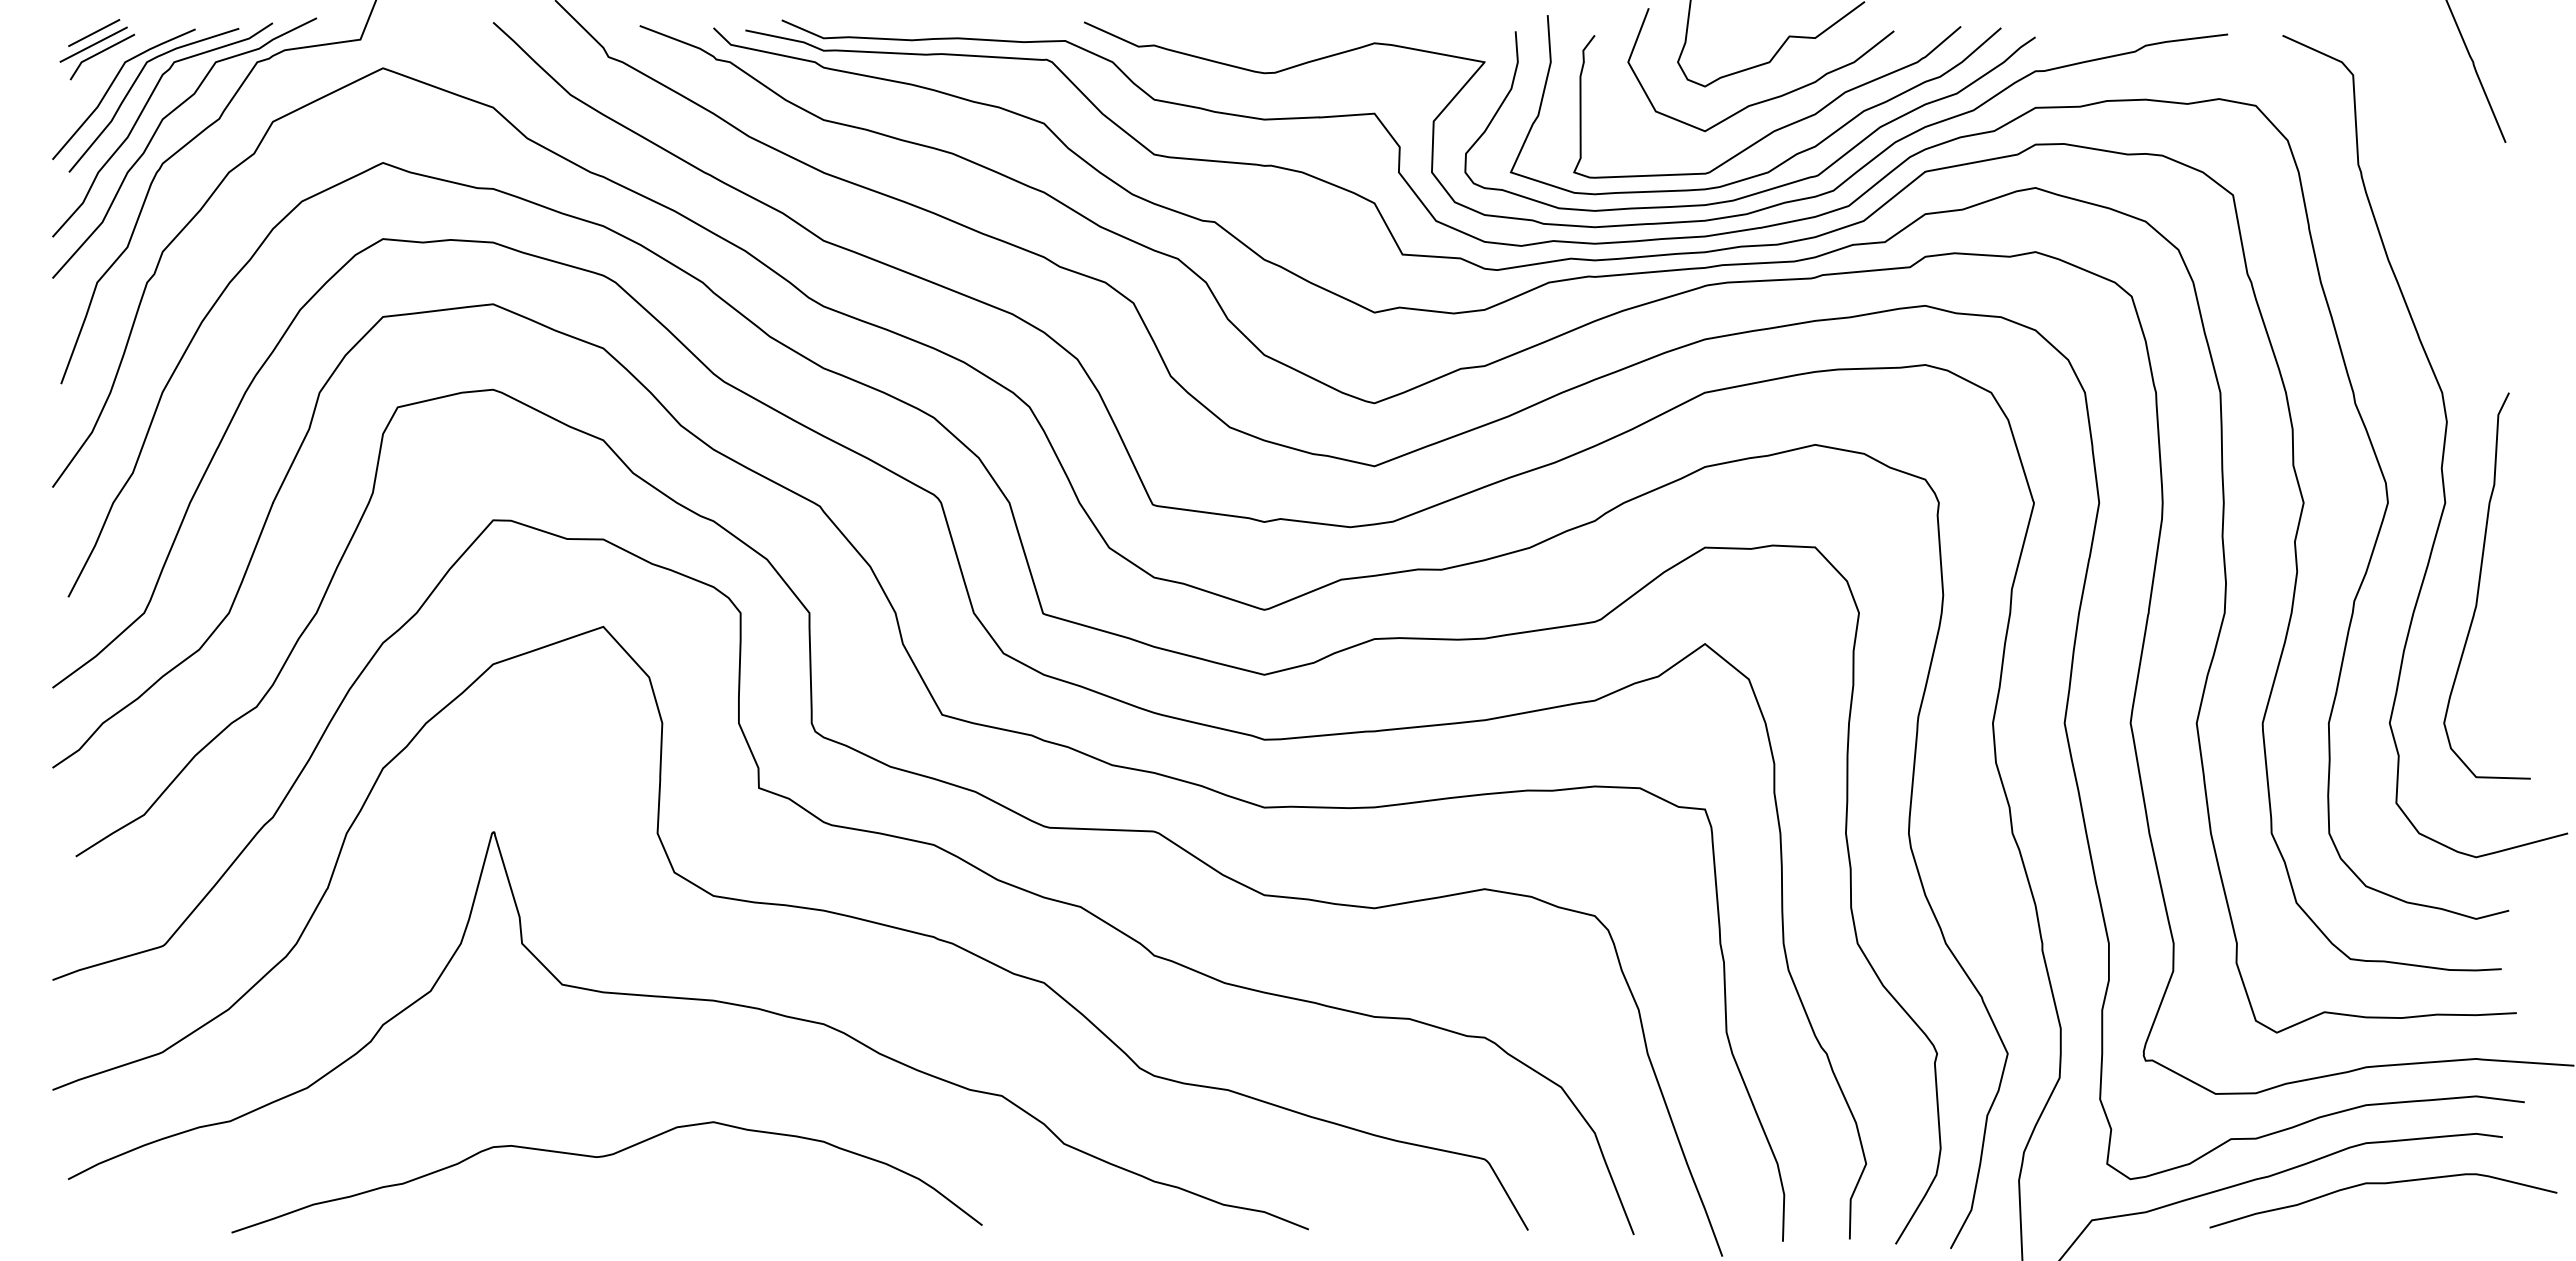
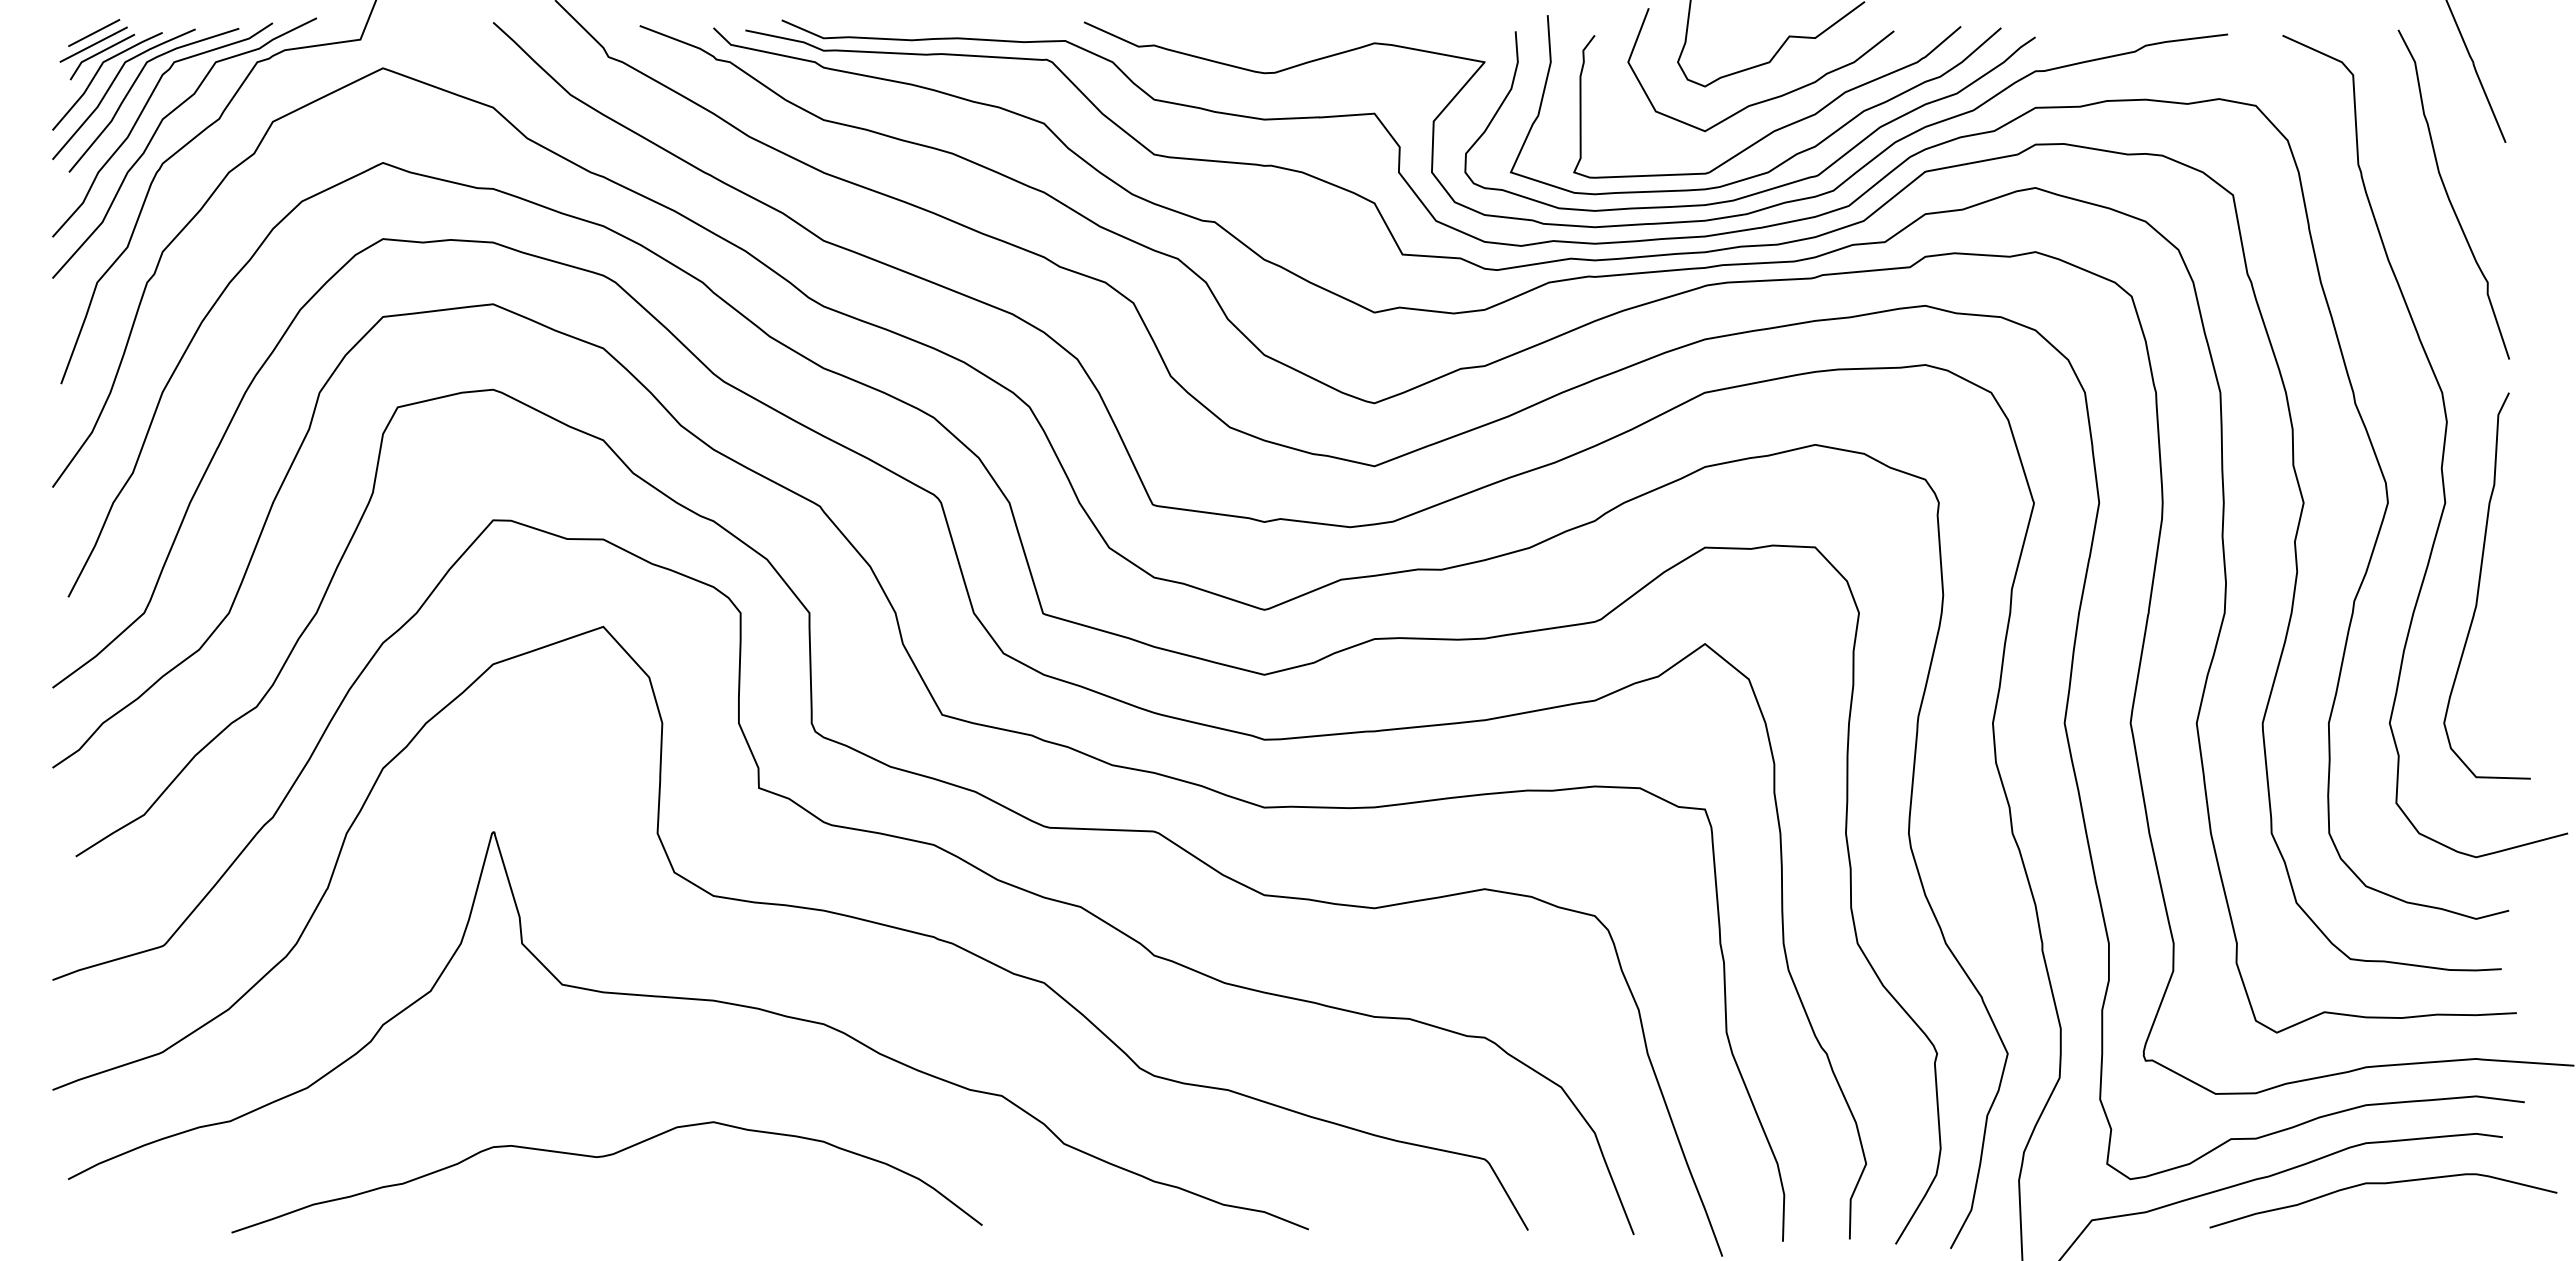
line: none -> present (96, 75)
curve: none -> present (2448, 194)
